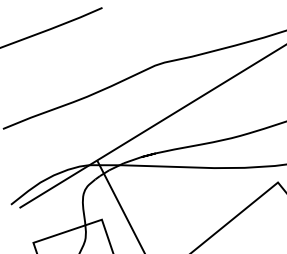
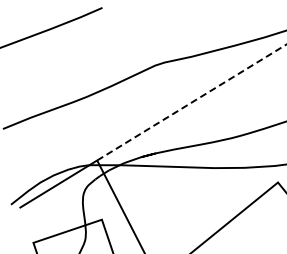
line: solid -> dashed (191, 102)
